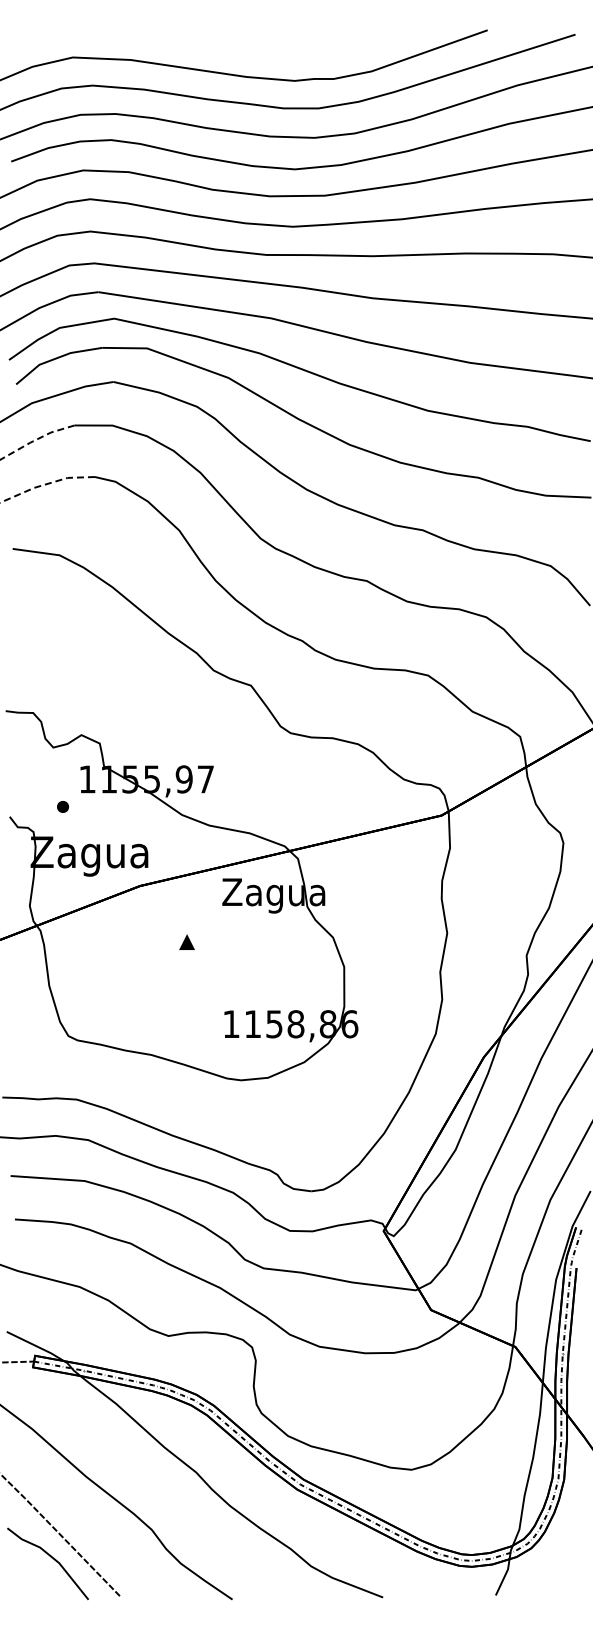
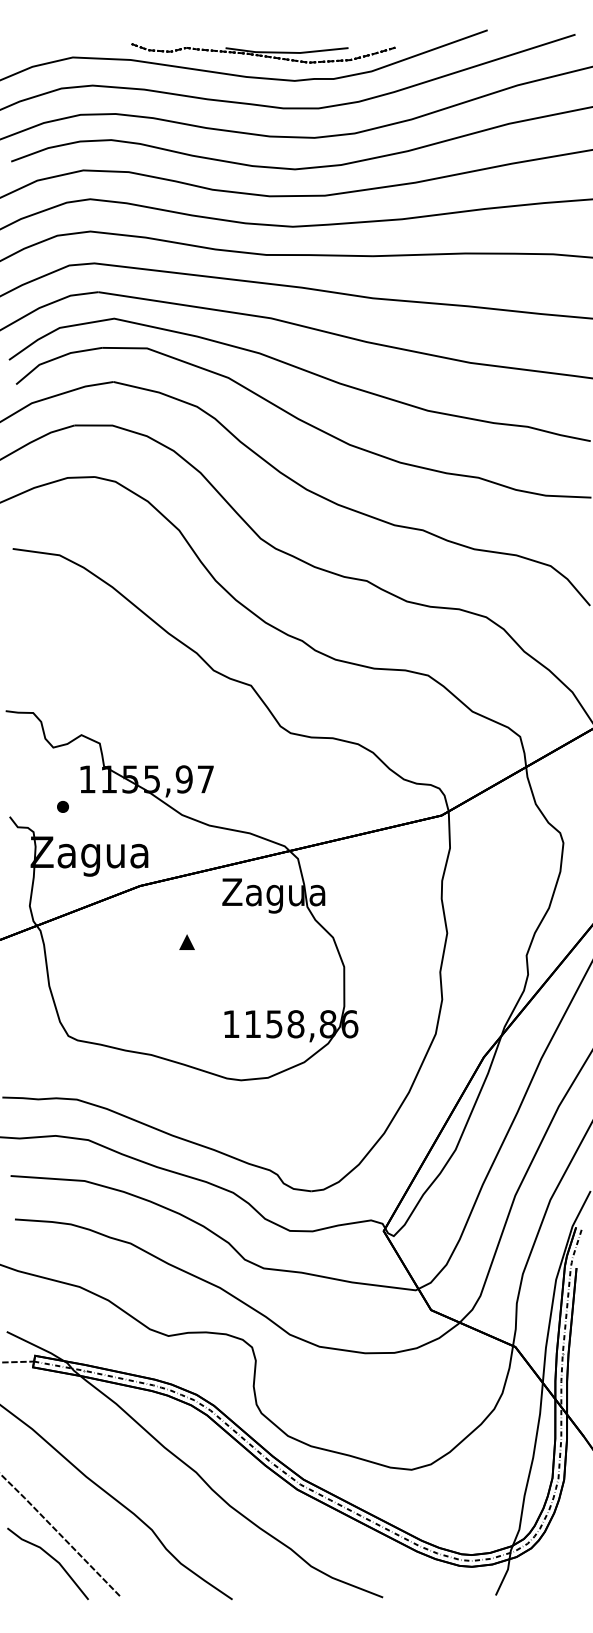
part: none -> present (263, 53)
line: dashed -> solid (36, 439)
line: dashed -> solid (46, 484)
